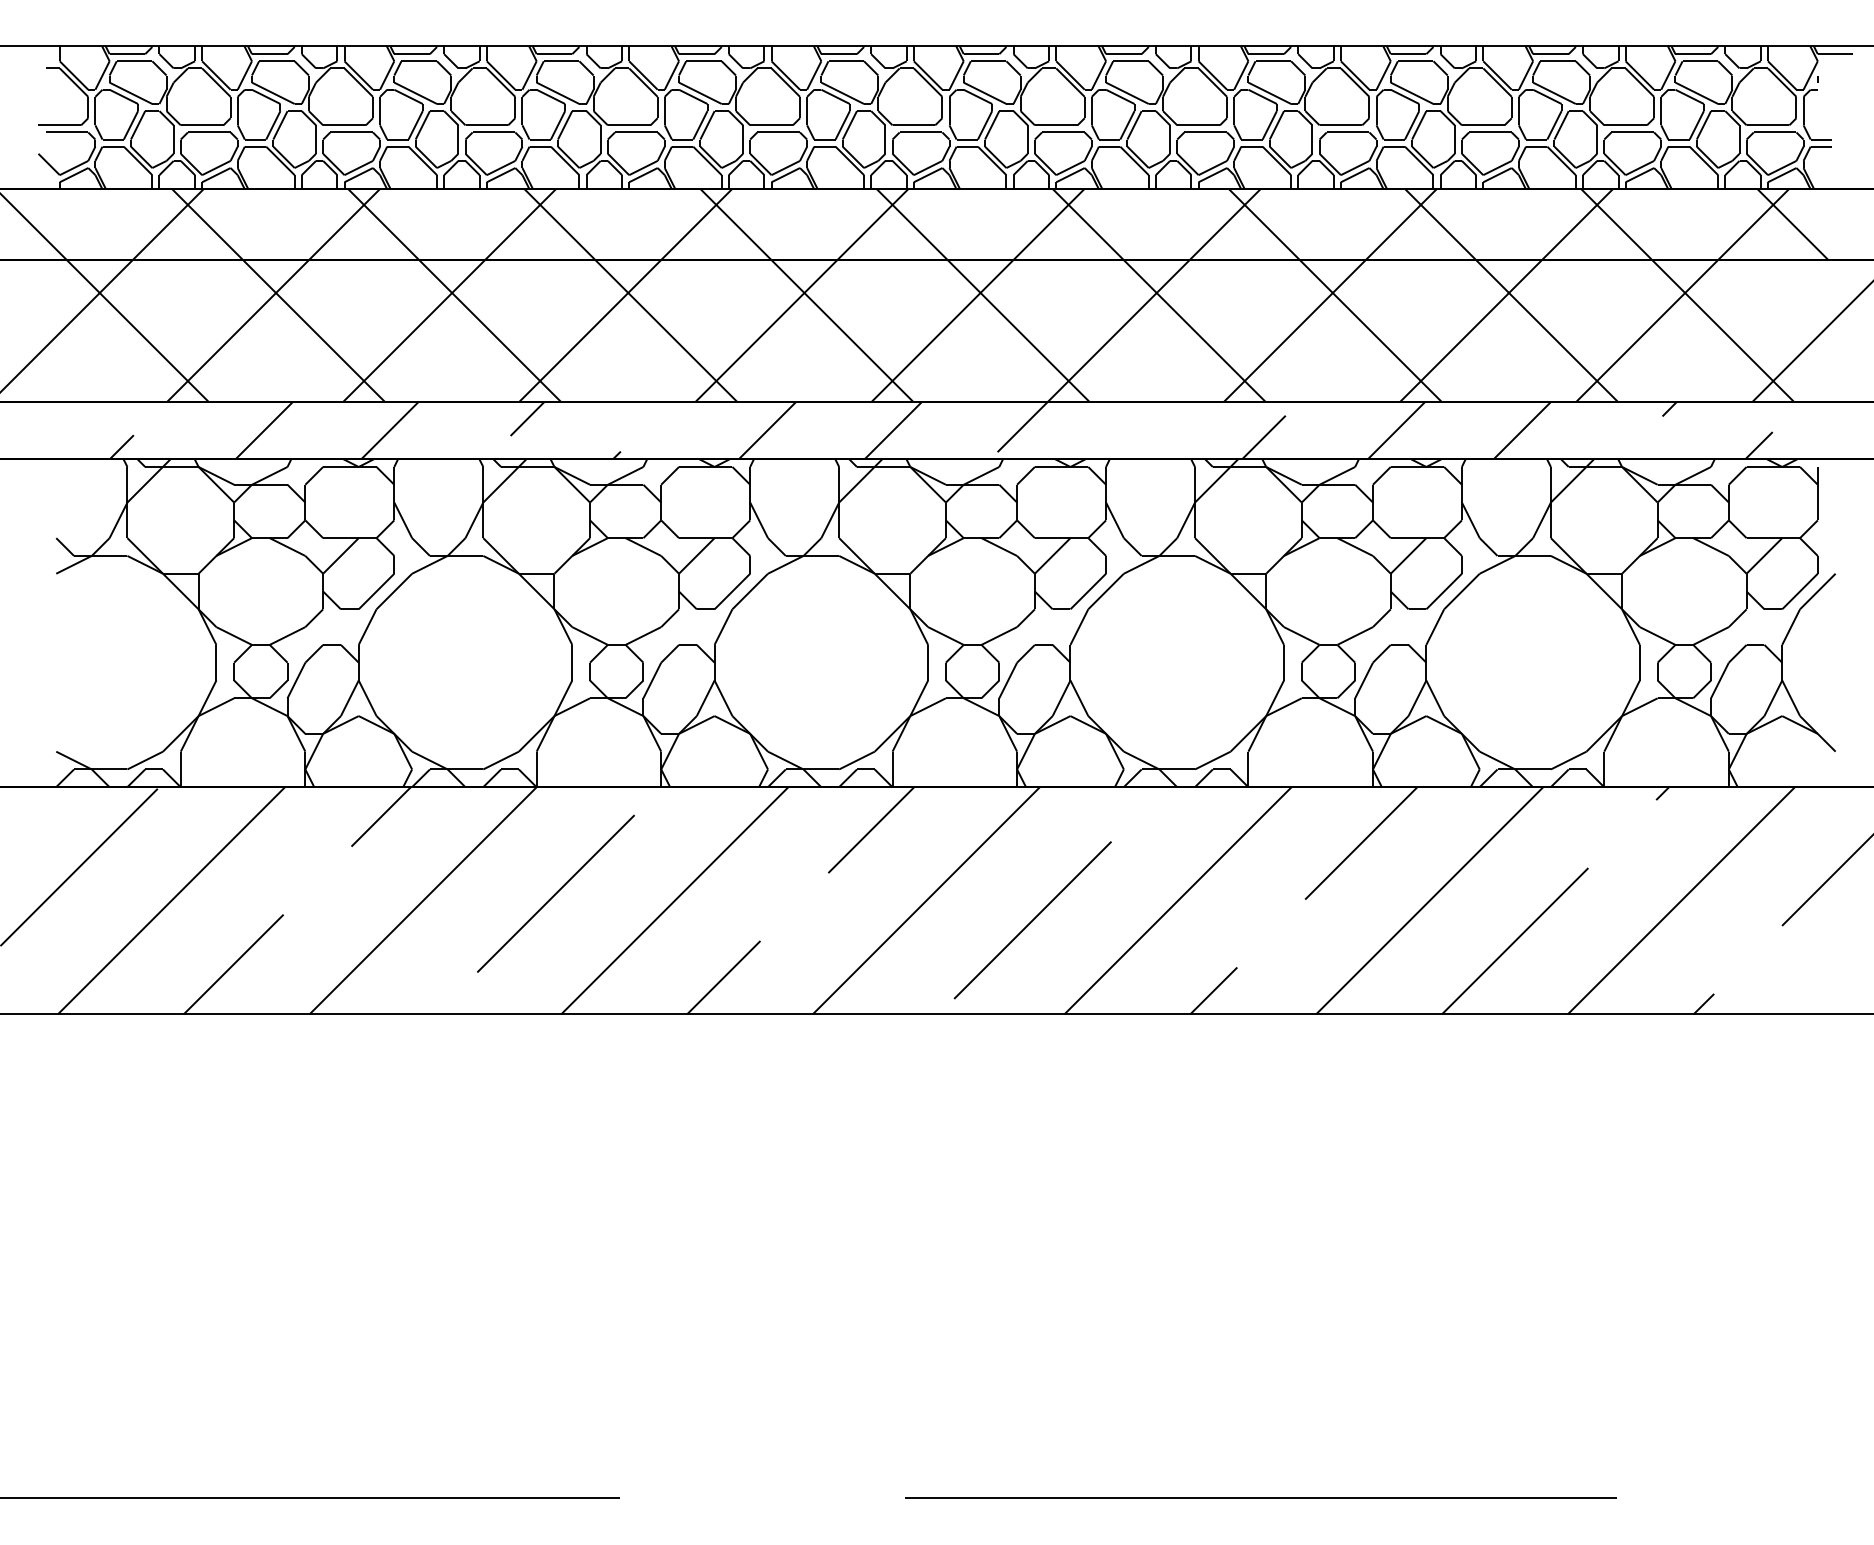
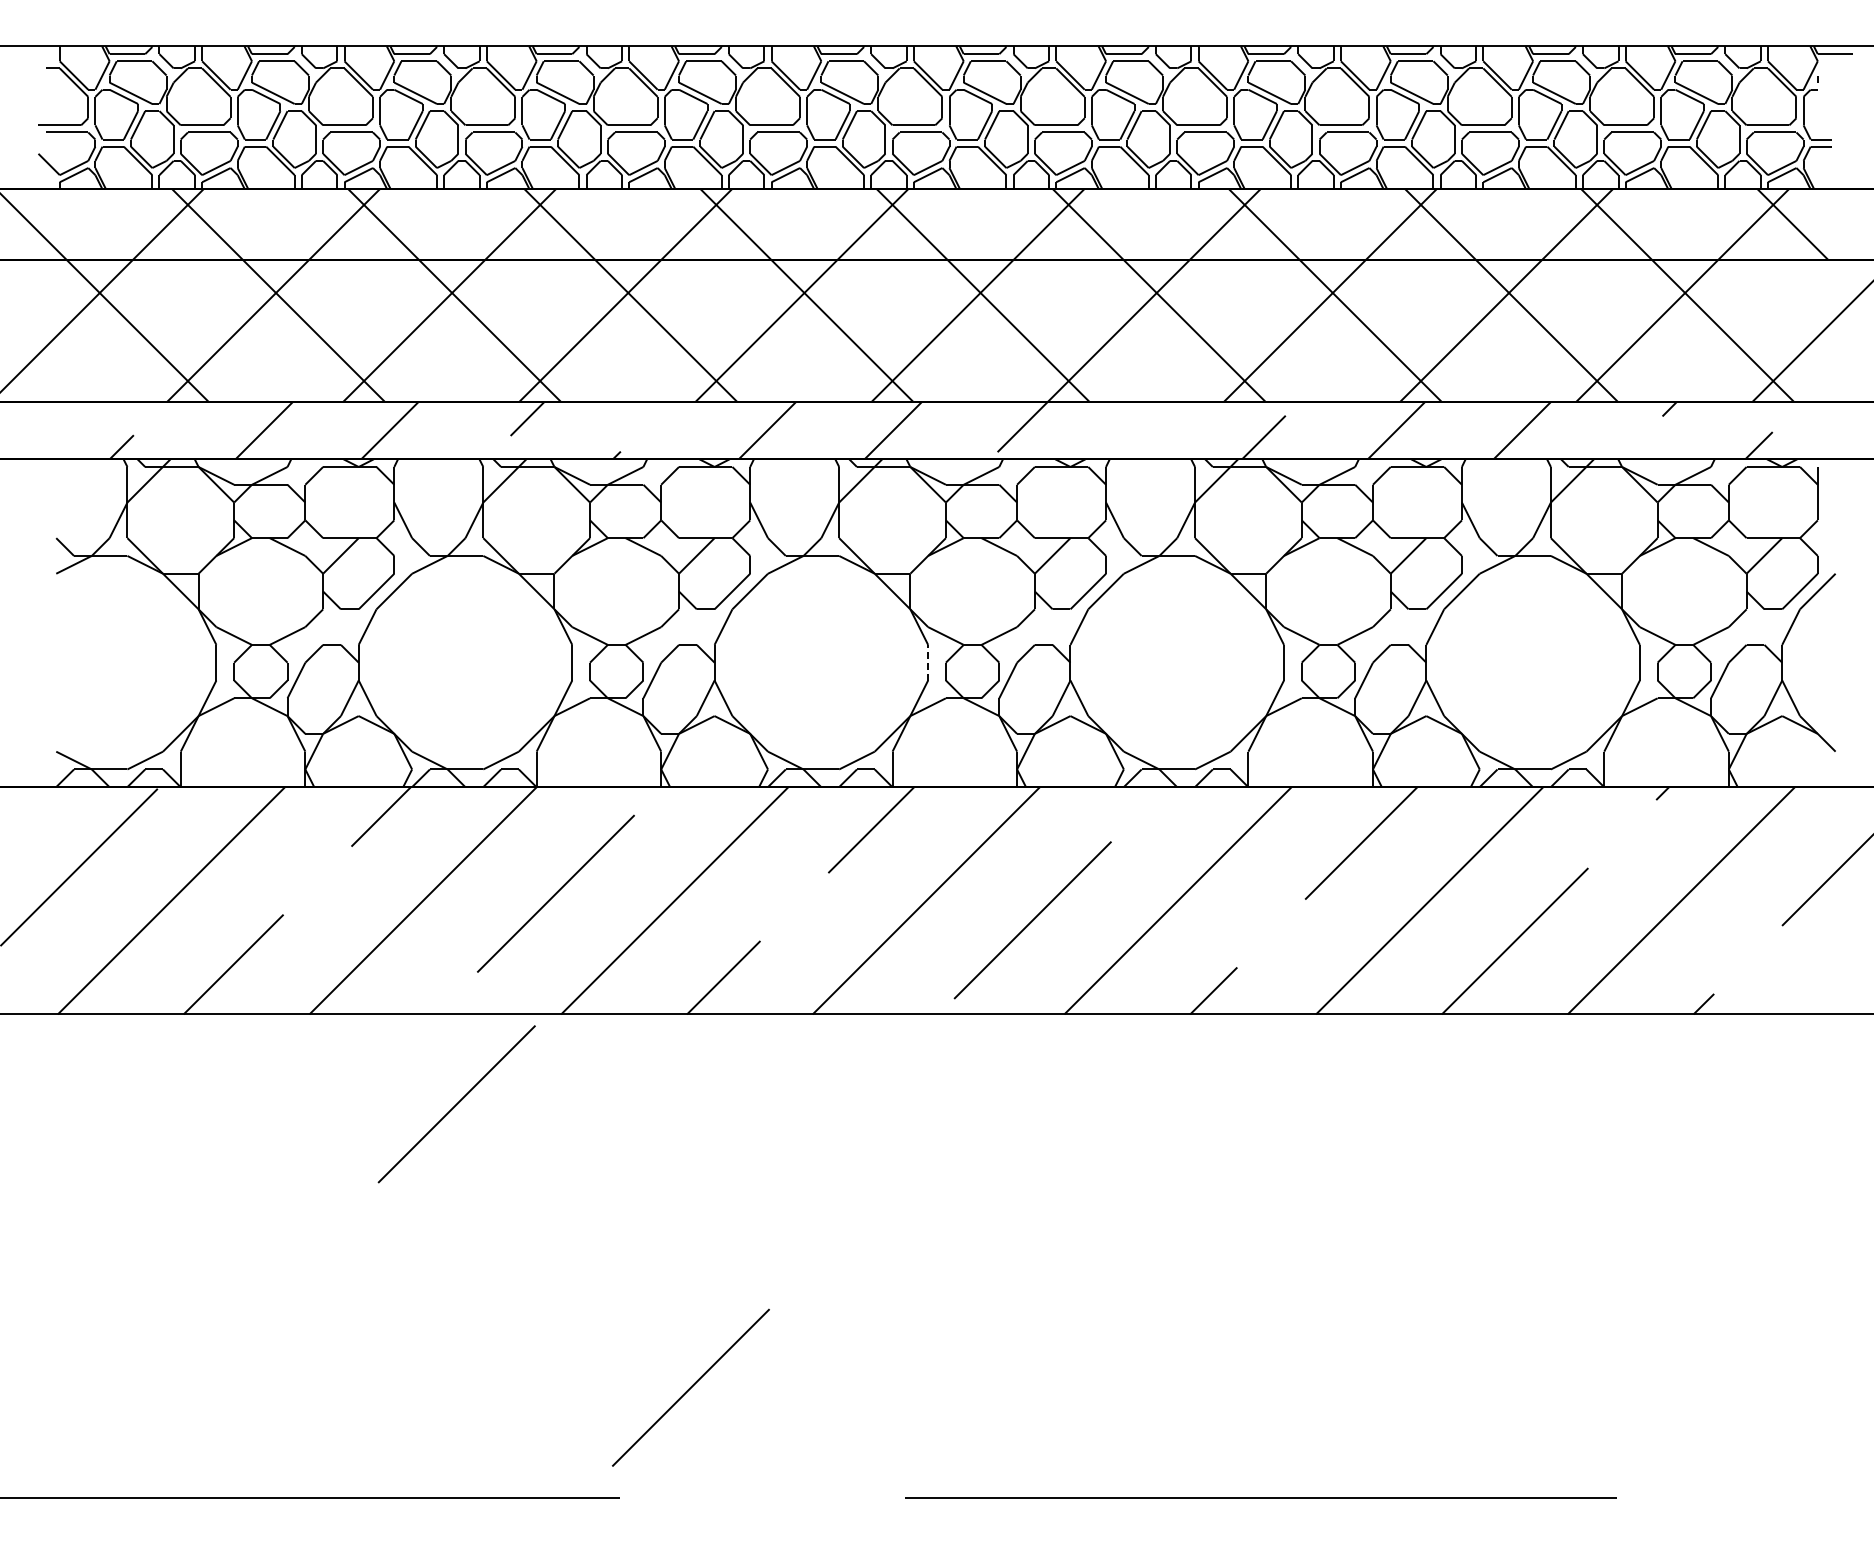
line: solid -> dashed (928, 662)
line: none -> present (456, 1104)
line: none -> present (690, 1387)
